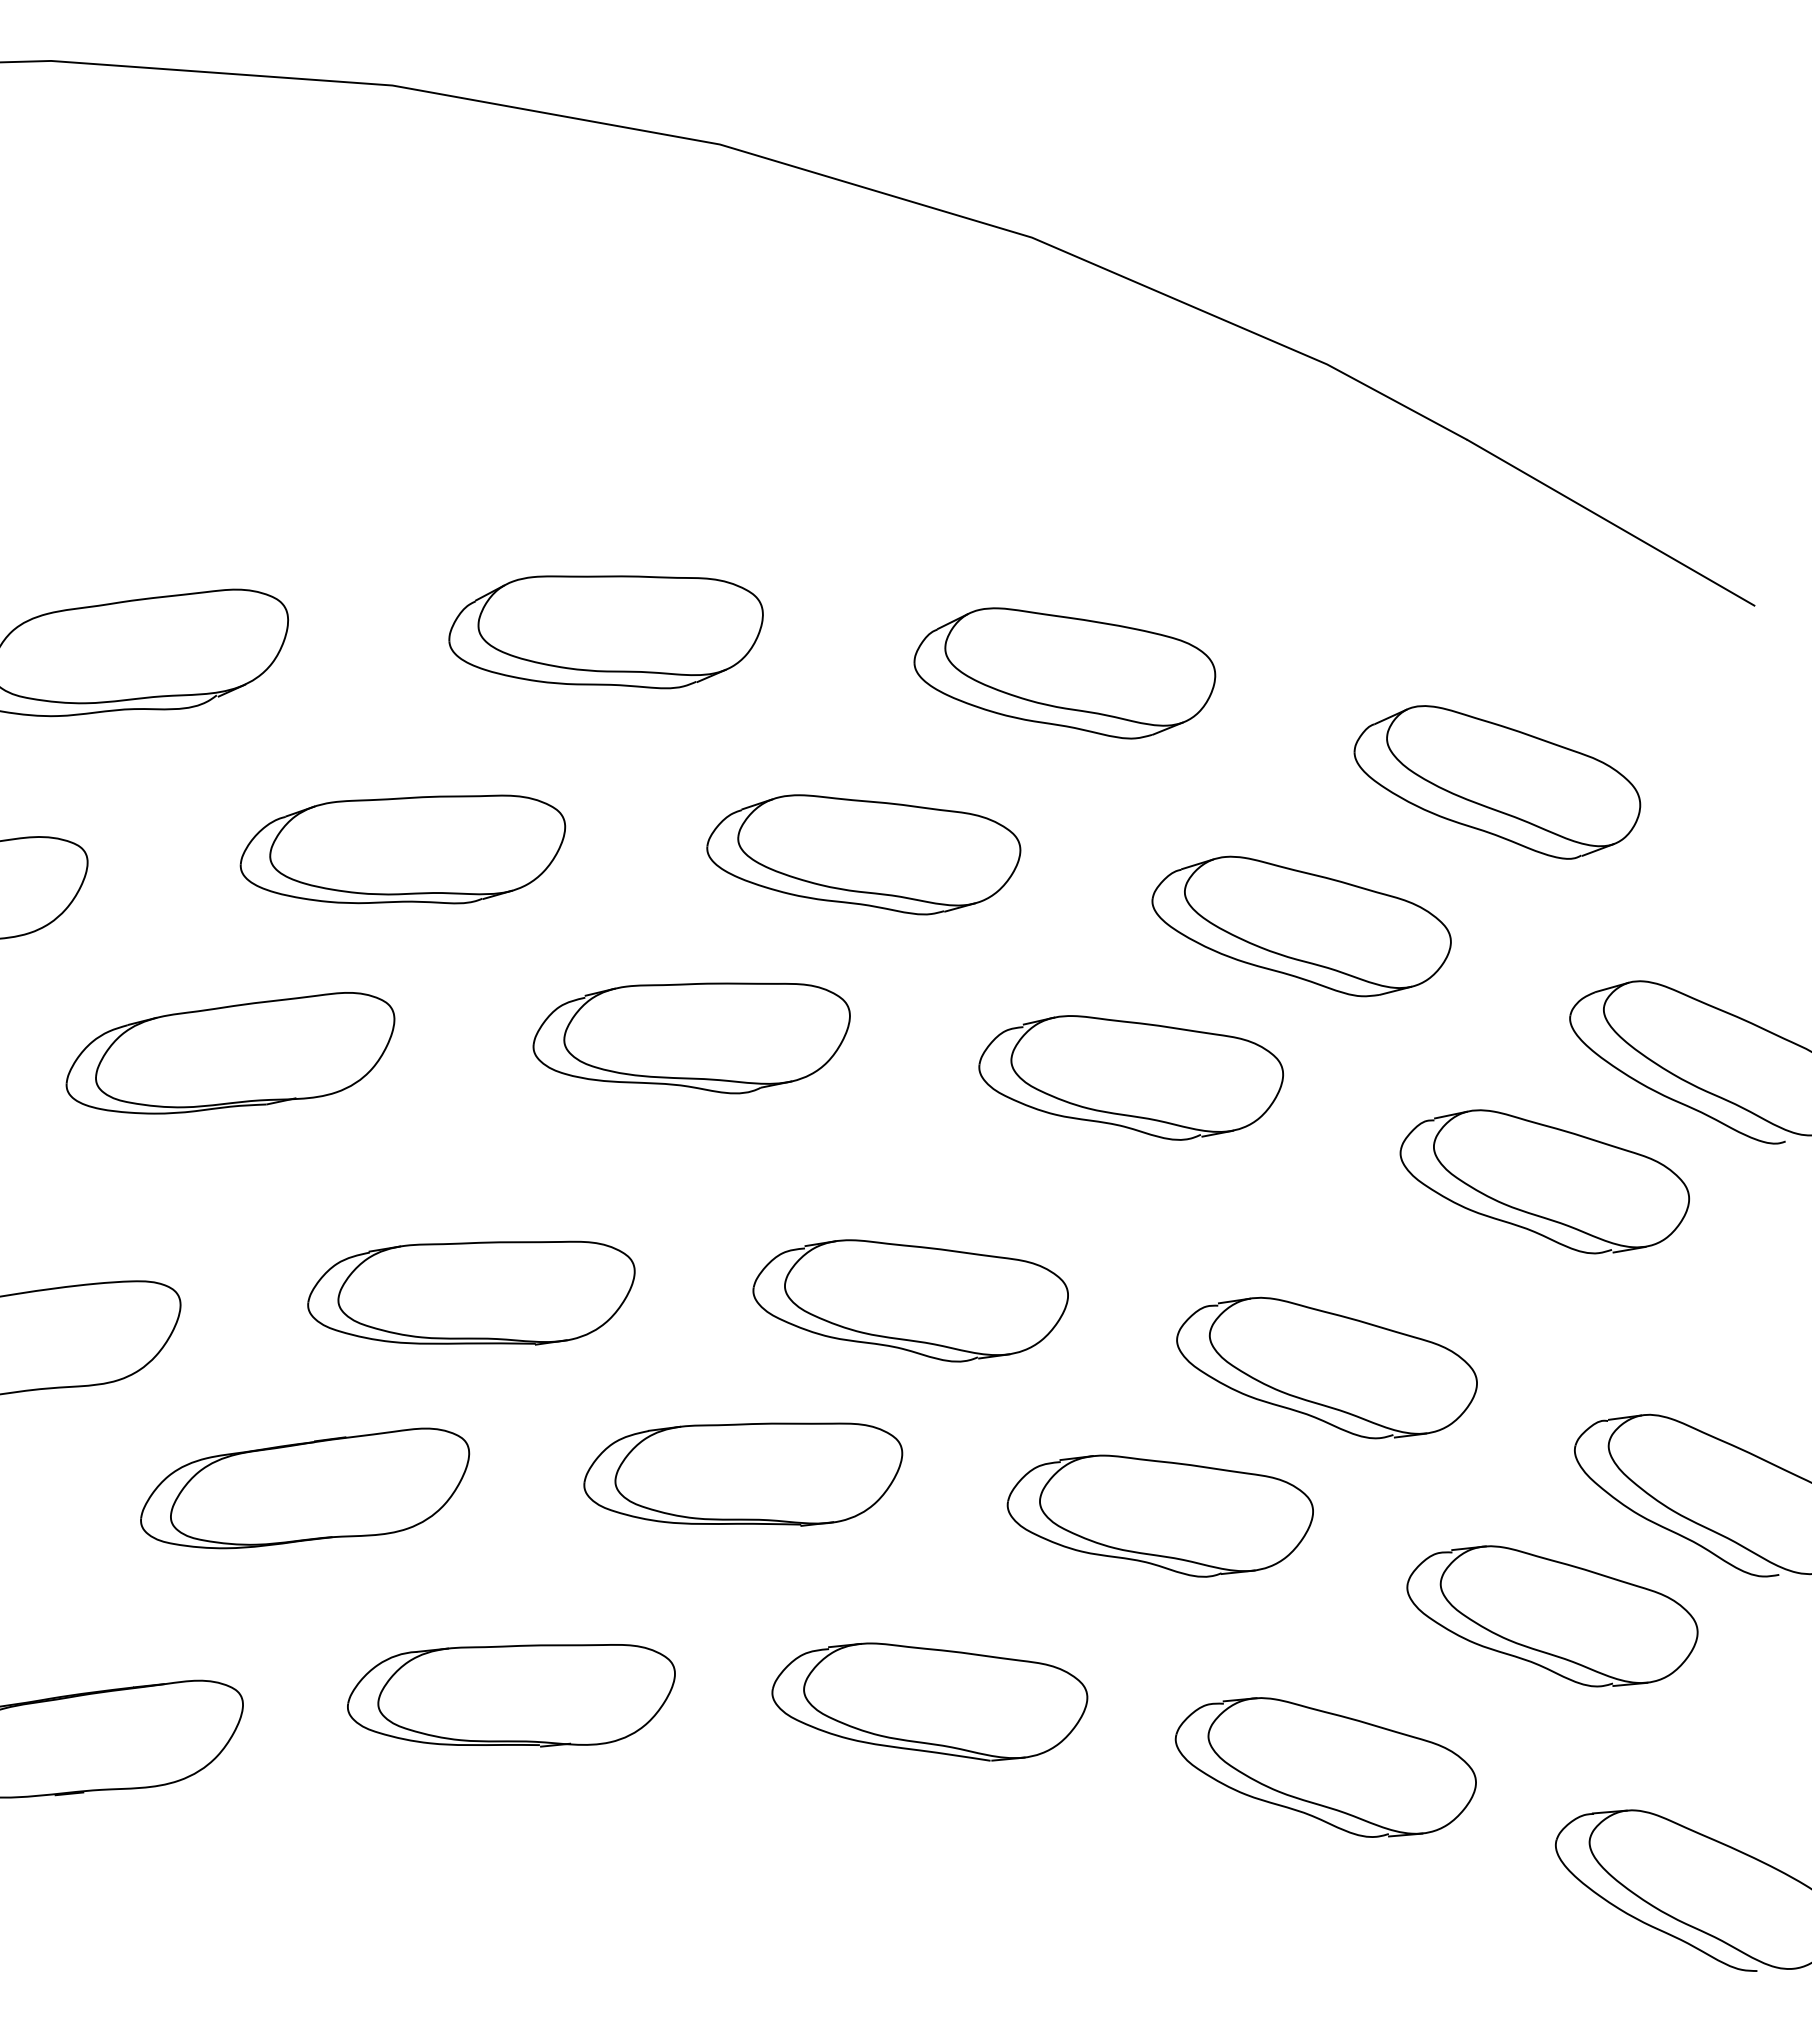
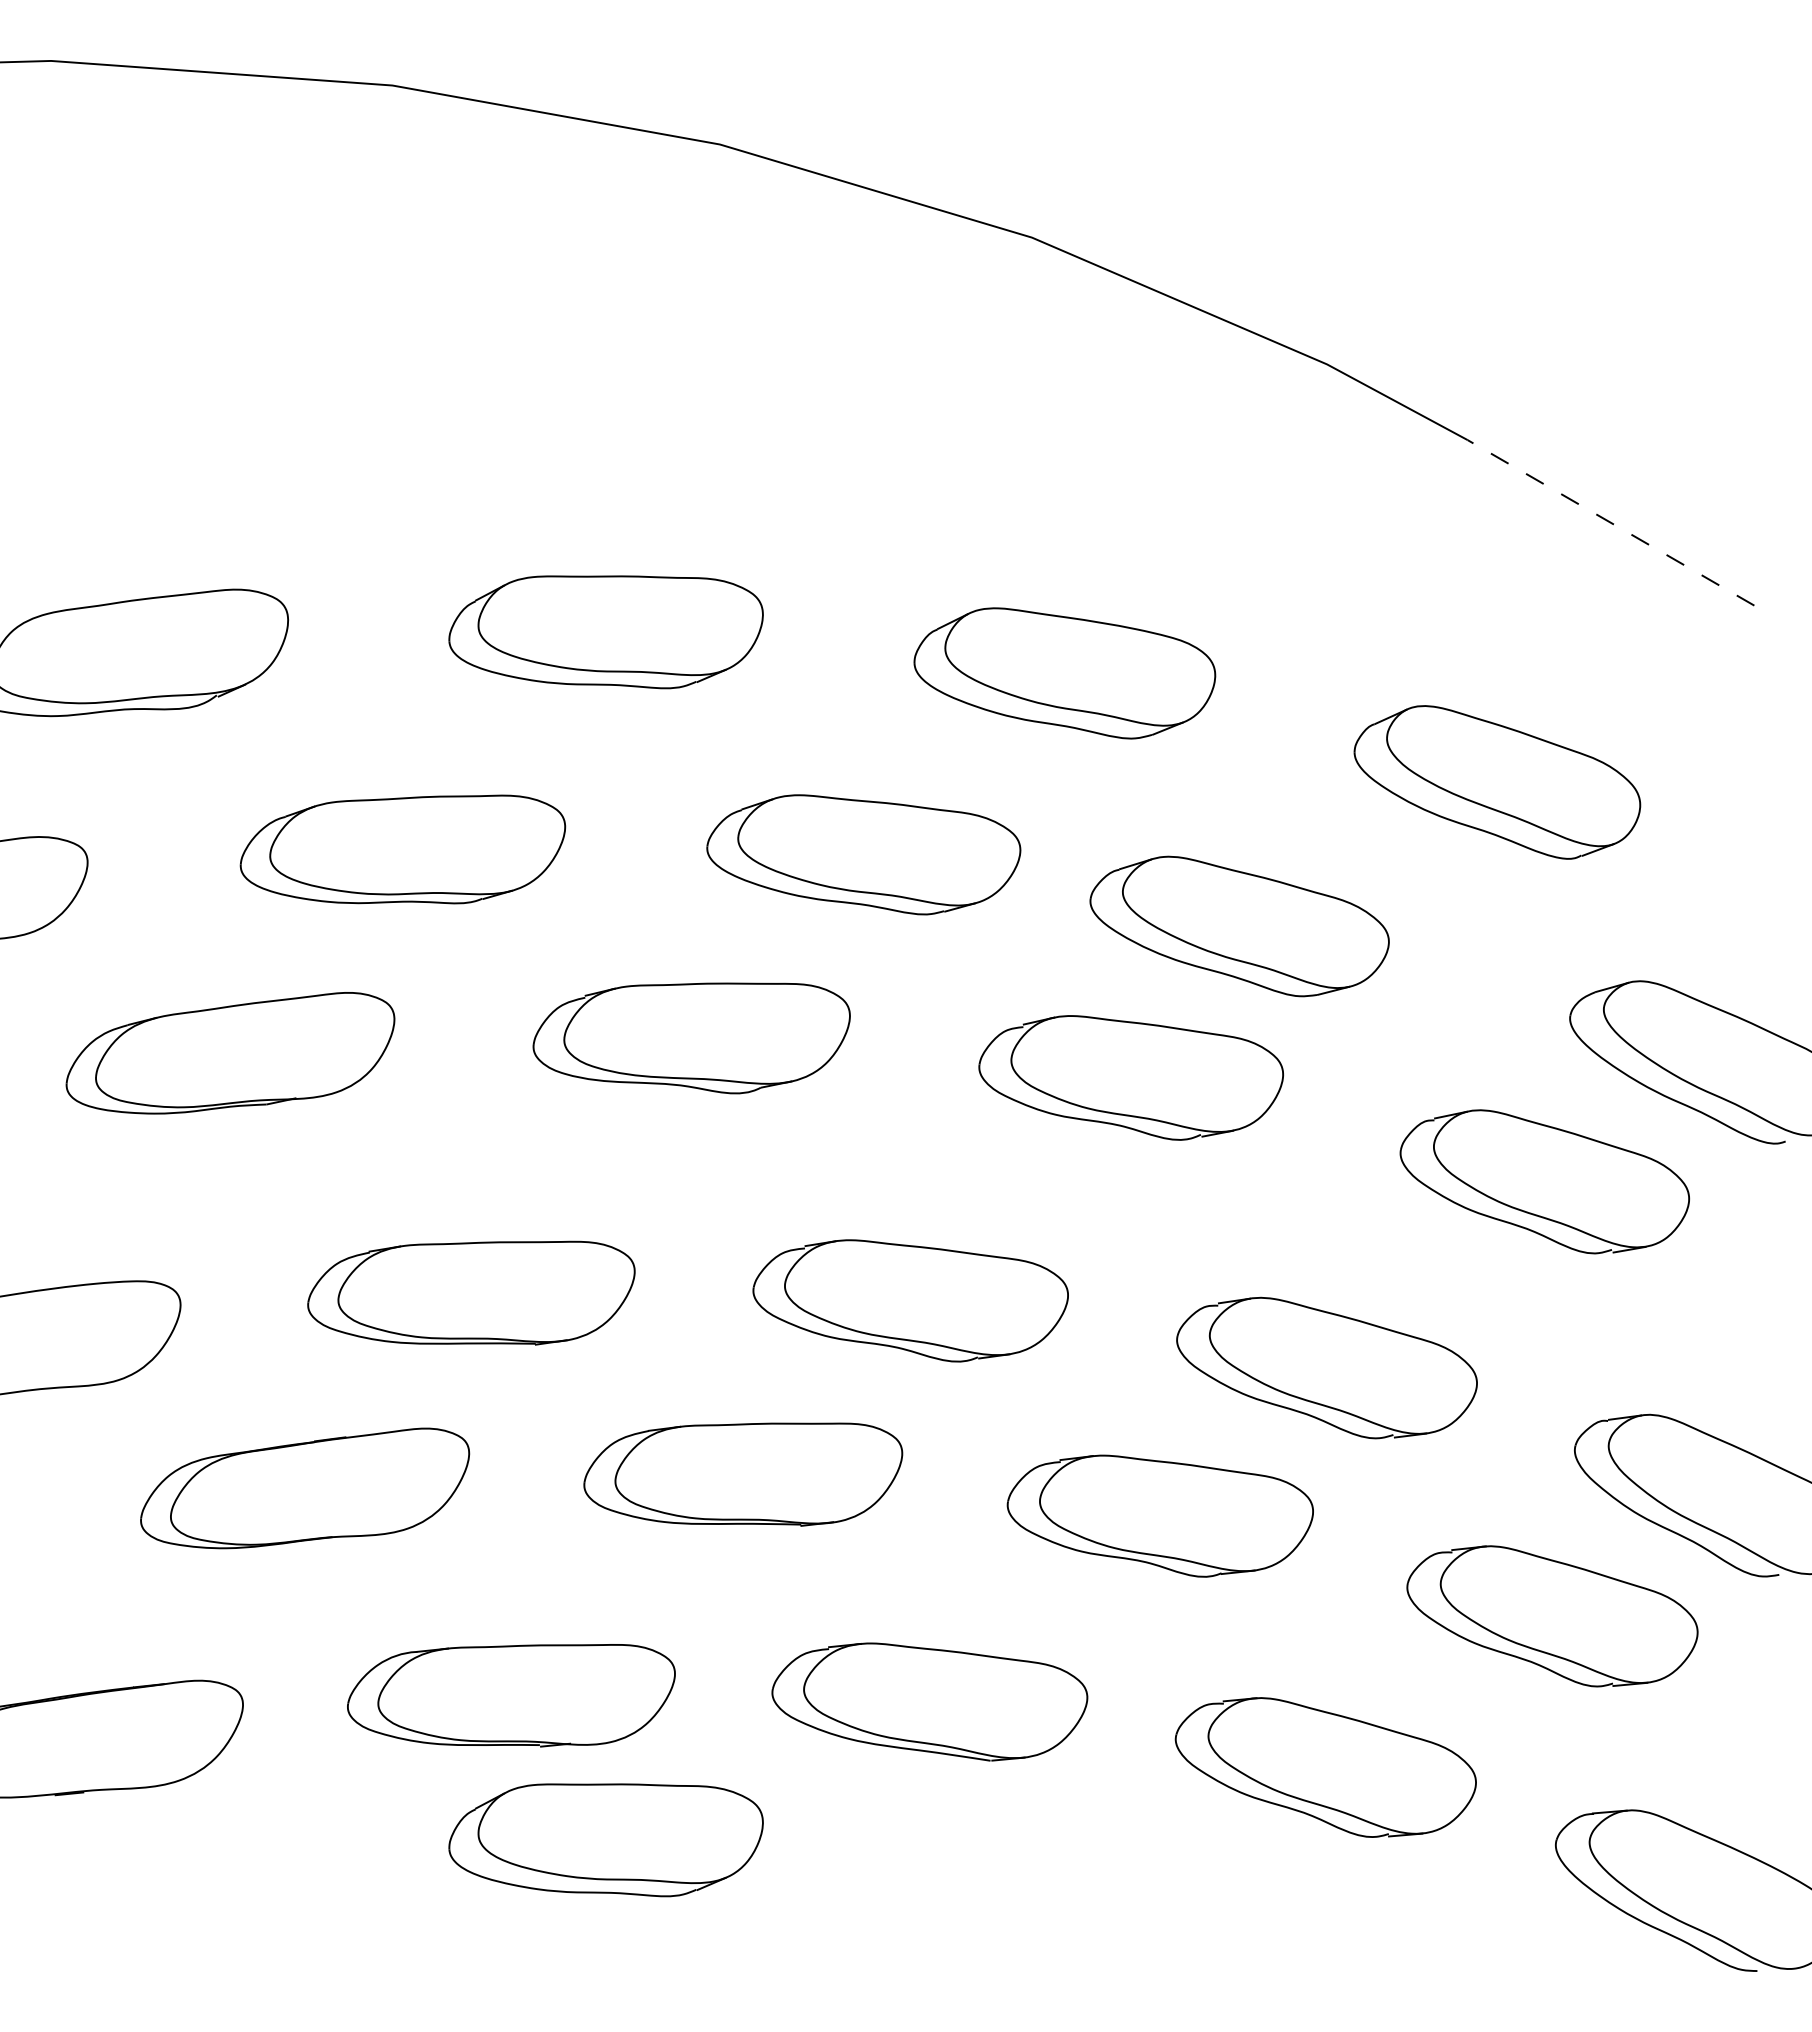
line: solid -> dashed (1610, 522)
part position: (1301, 926) -> (1239, 926) (1239, 926)
part: none -> present (605, 1840)
